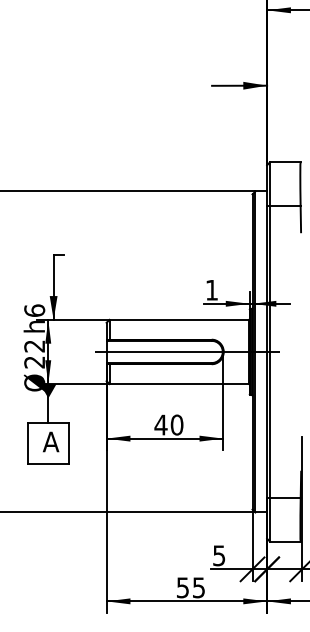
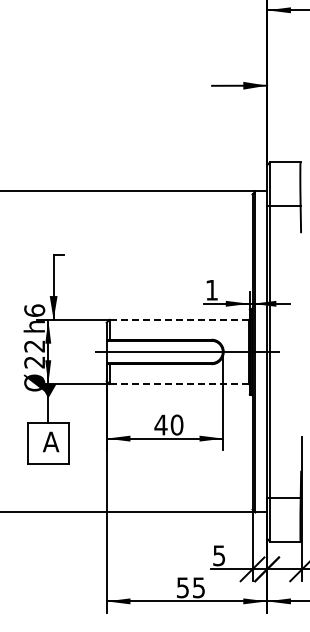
line: solid -> dashed (179, 319)
line: solid -> dashed (179, 384)
